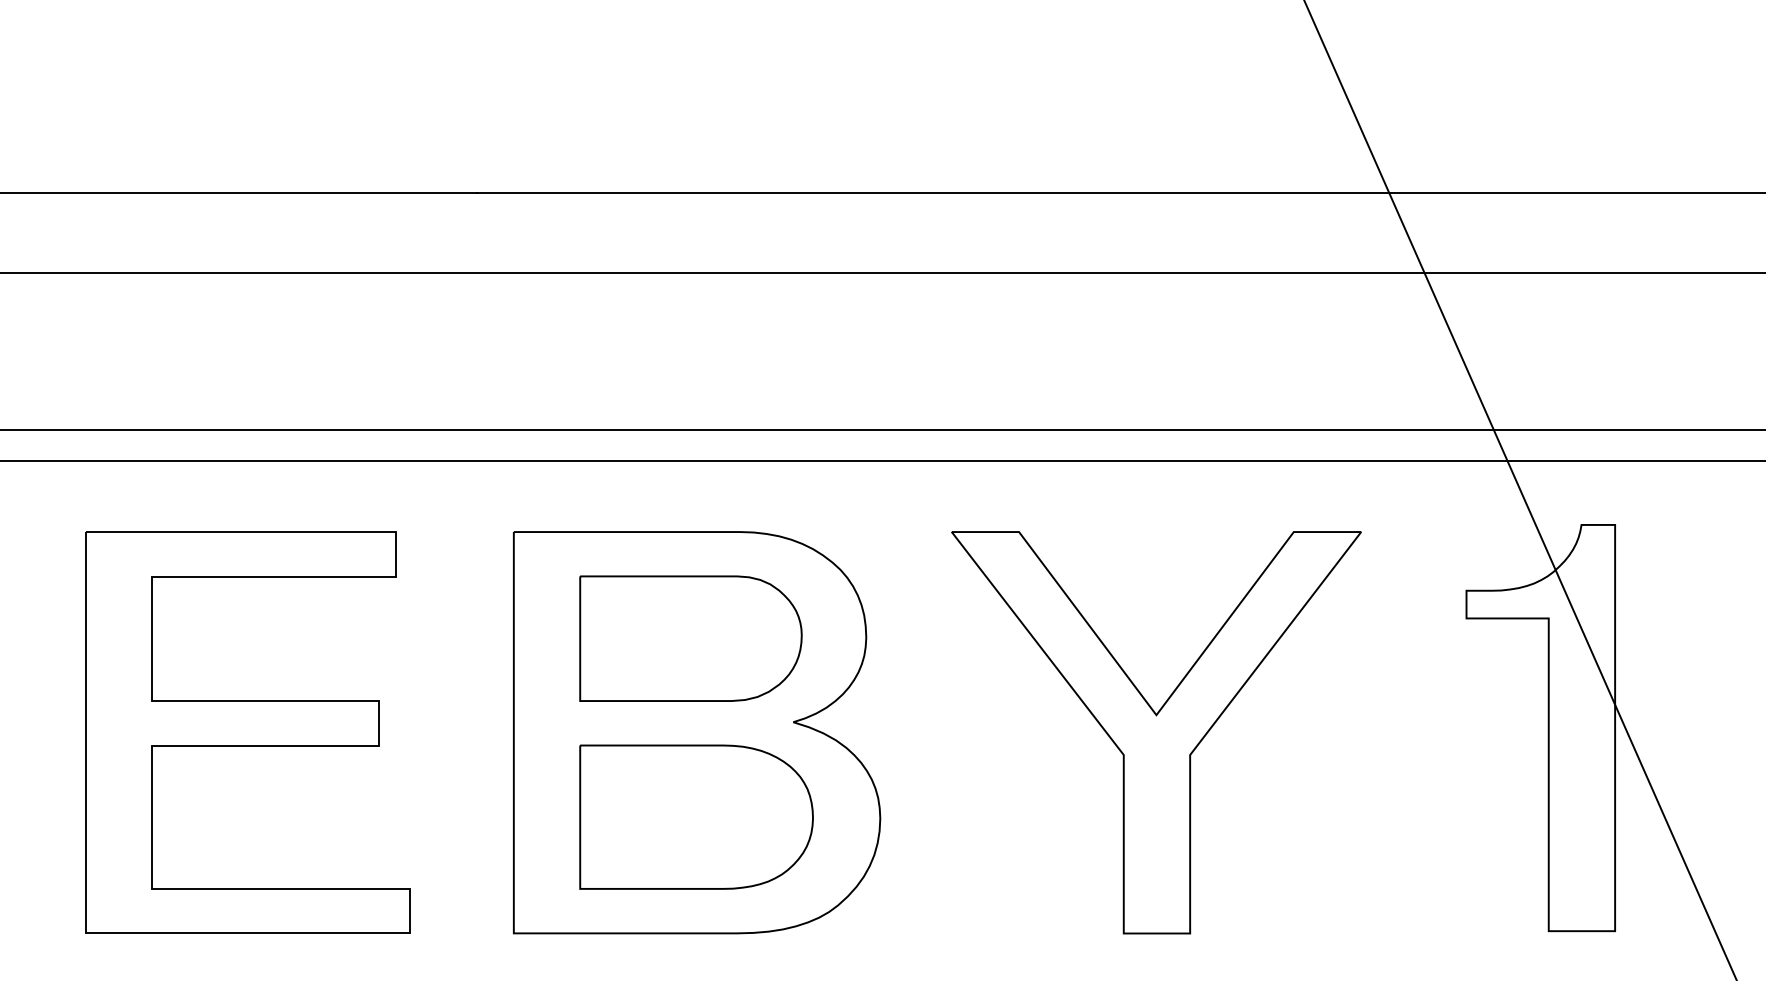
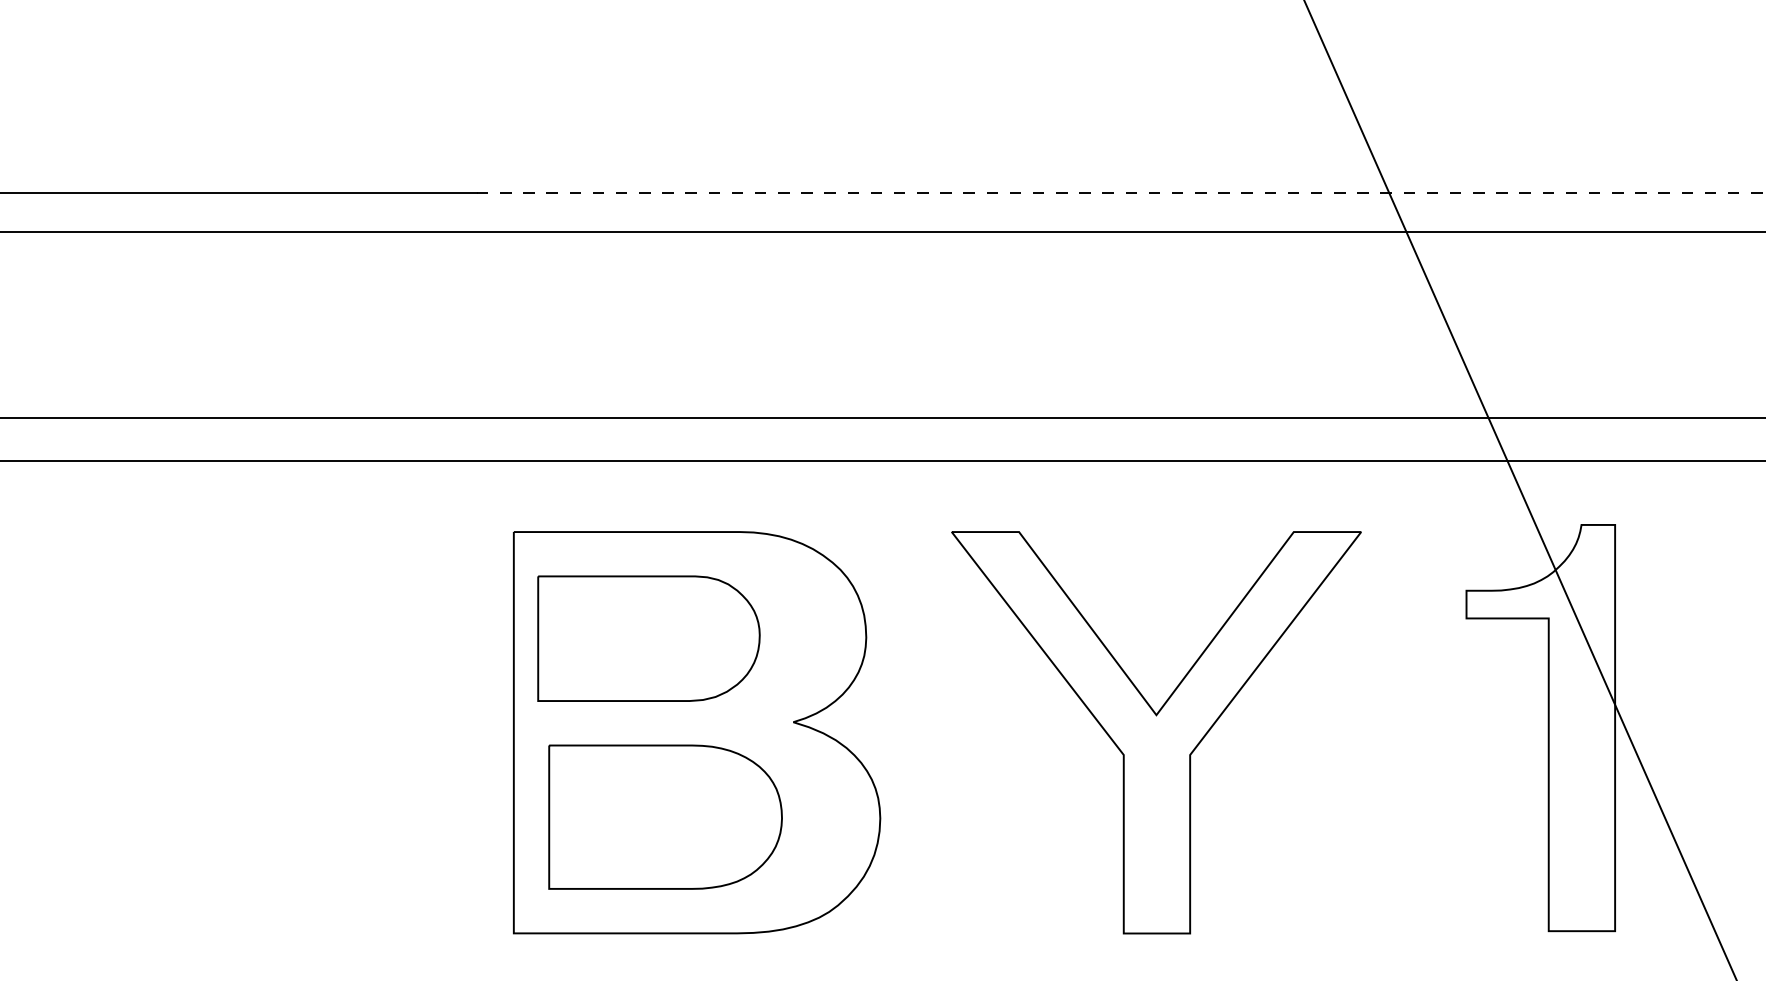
line: solid -> dashed (1121, 193)
line position: (882, 272) -> (882, 231) (882, 231)
line position: (882, 430) -> (882, 418) (882, 418)
part position: (690, 638) -> (648, 638) (648, 638)
part: present -> none (247, 732)
part position: (696, 816) -> (665, 816) (665, 816)
